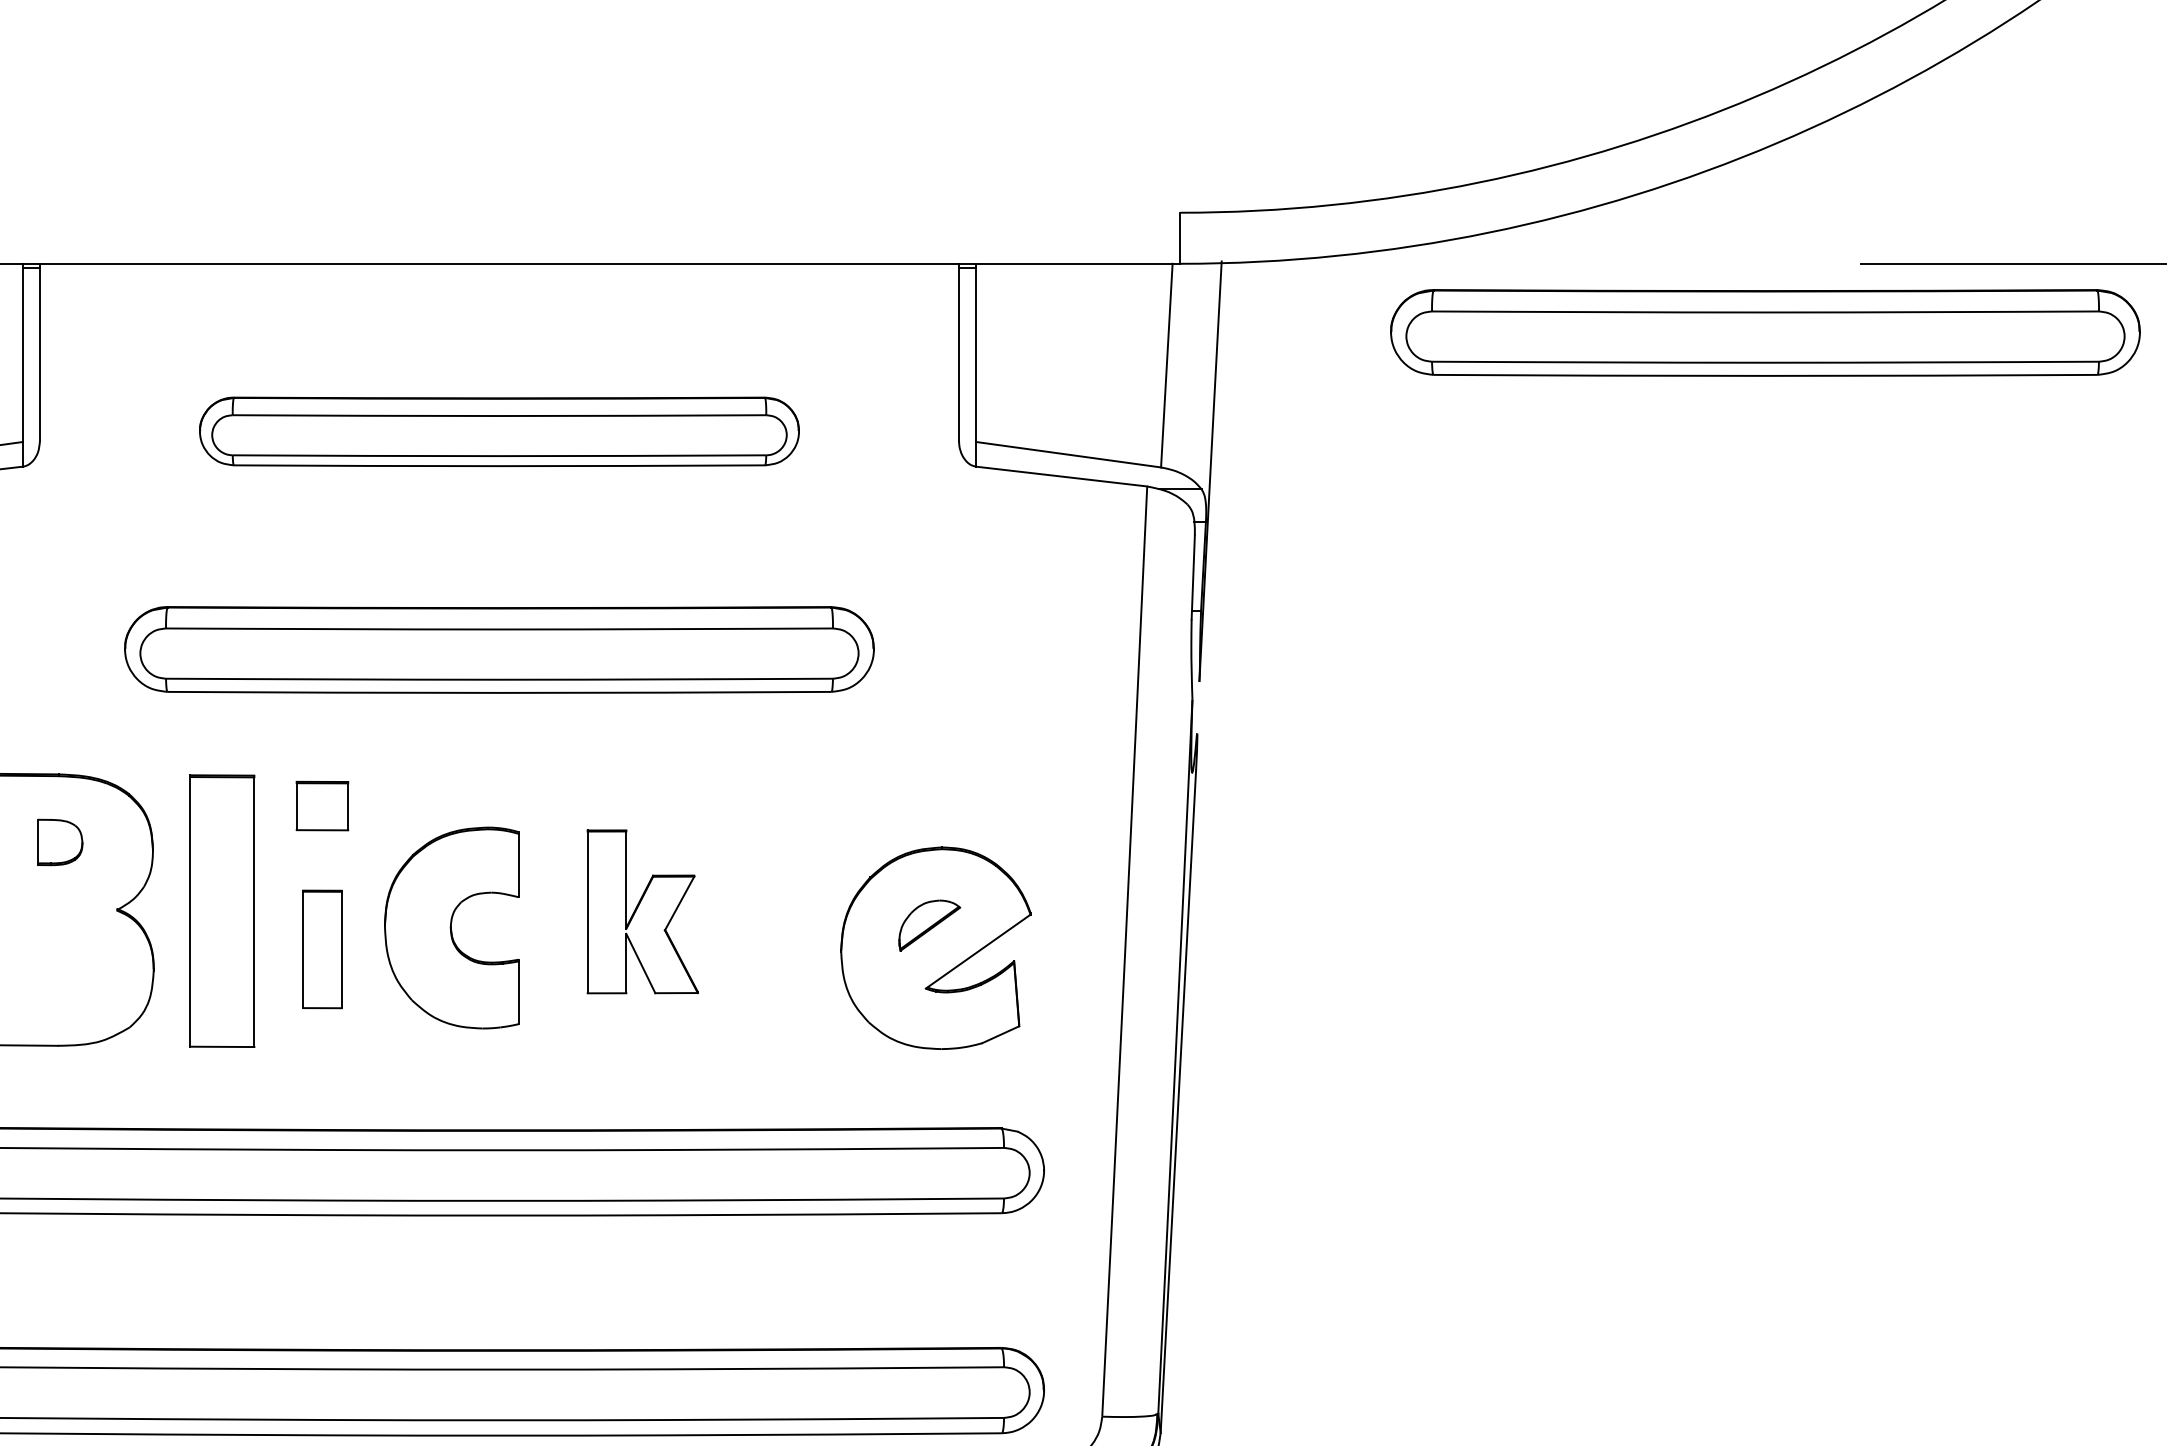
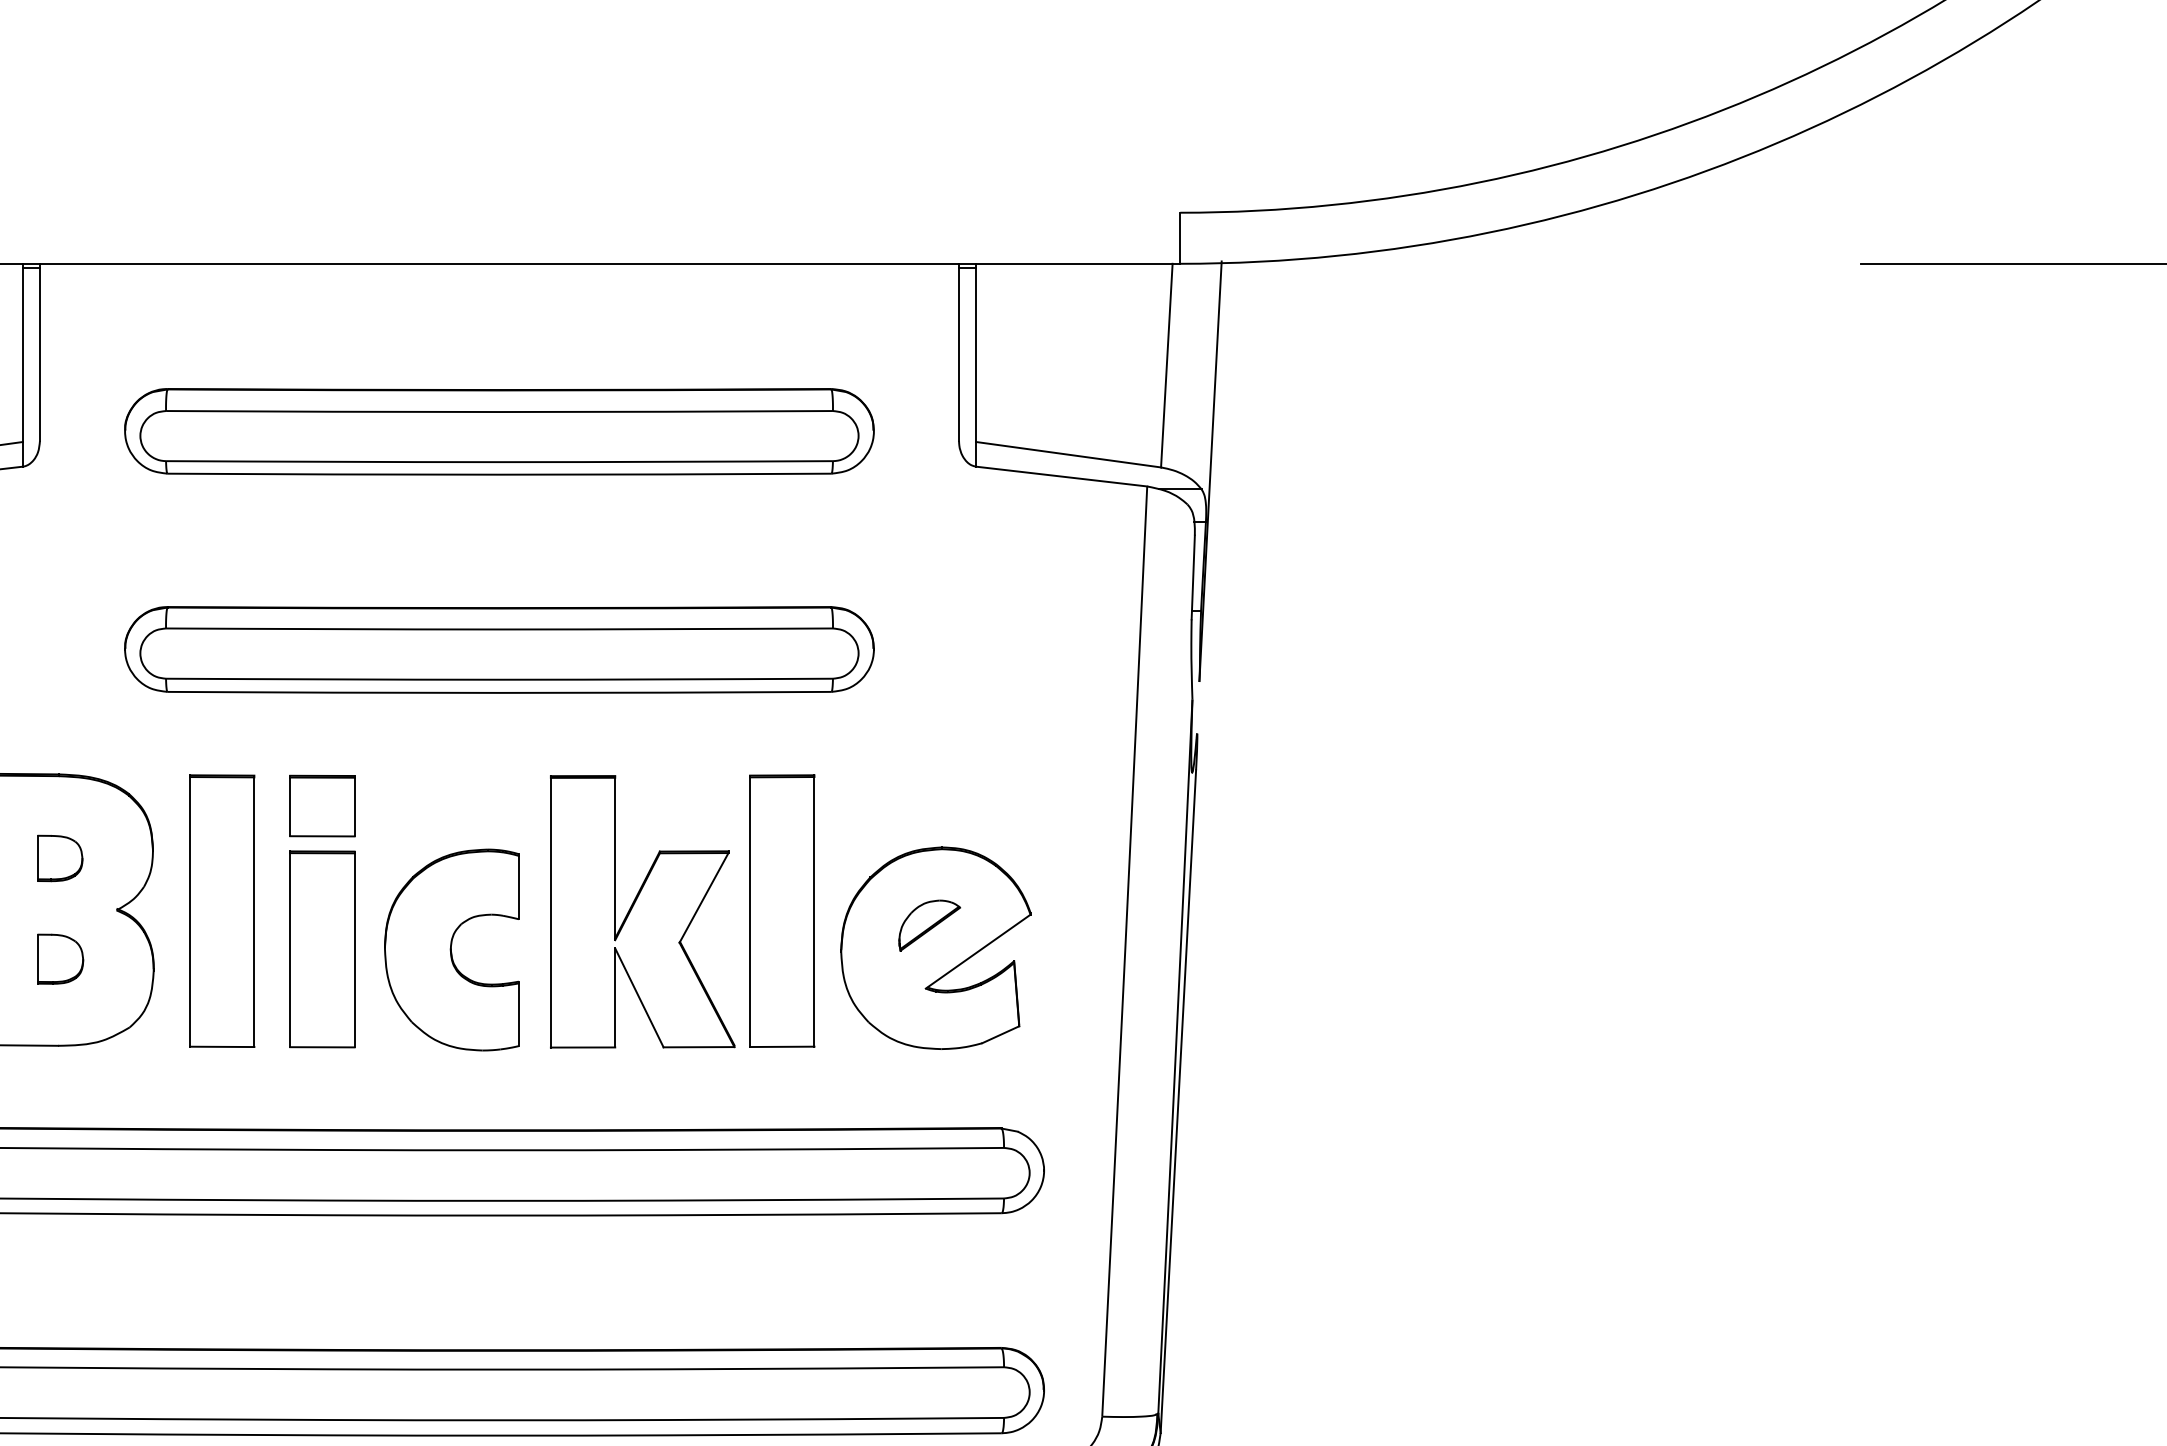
part: present -> none (1765, 332)
part size: 601x71 px -> 751x88 px (499, 431)
part size: 55x52 px -> 67x64 px (322, 805)
part position: (60, 842) -> (60, 858) (60, 858)
part: none -> present (782, 910)
part size: 113x166 px -> 186x274 px (642, 911)
part position: (451, 927) -> (451, 949) (451, 949)
part size: 41x121 px -> 67x199 px (322, 949)
part: none -> present (60, 958)
